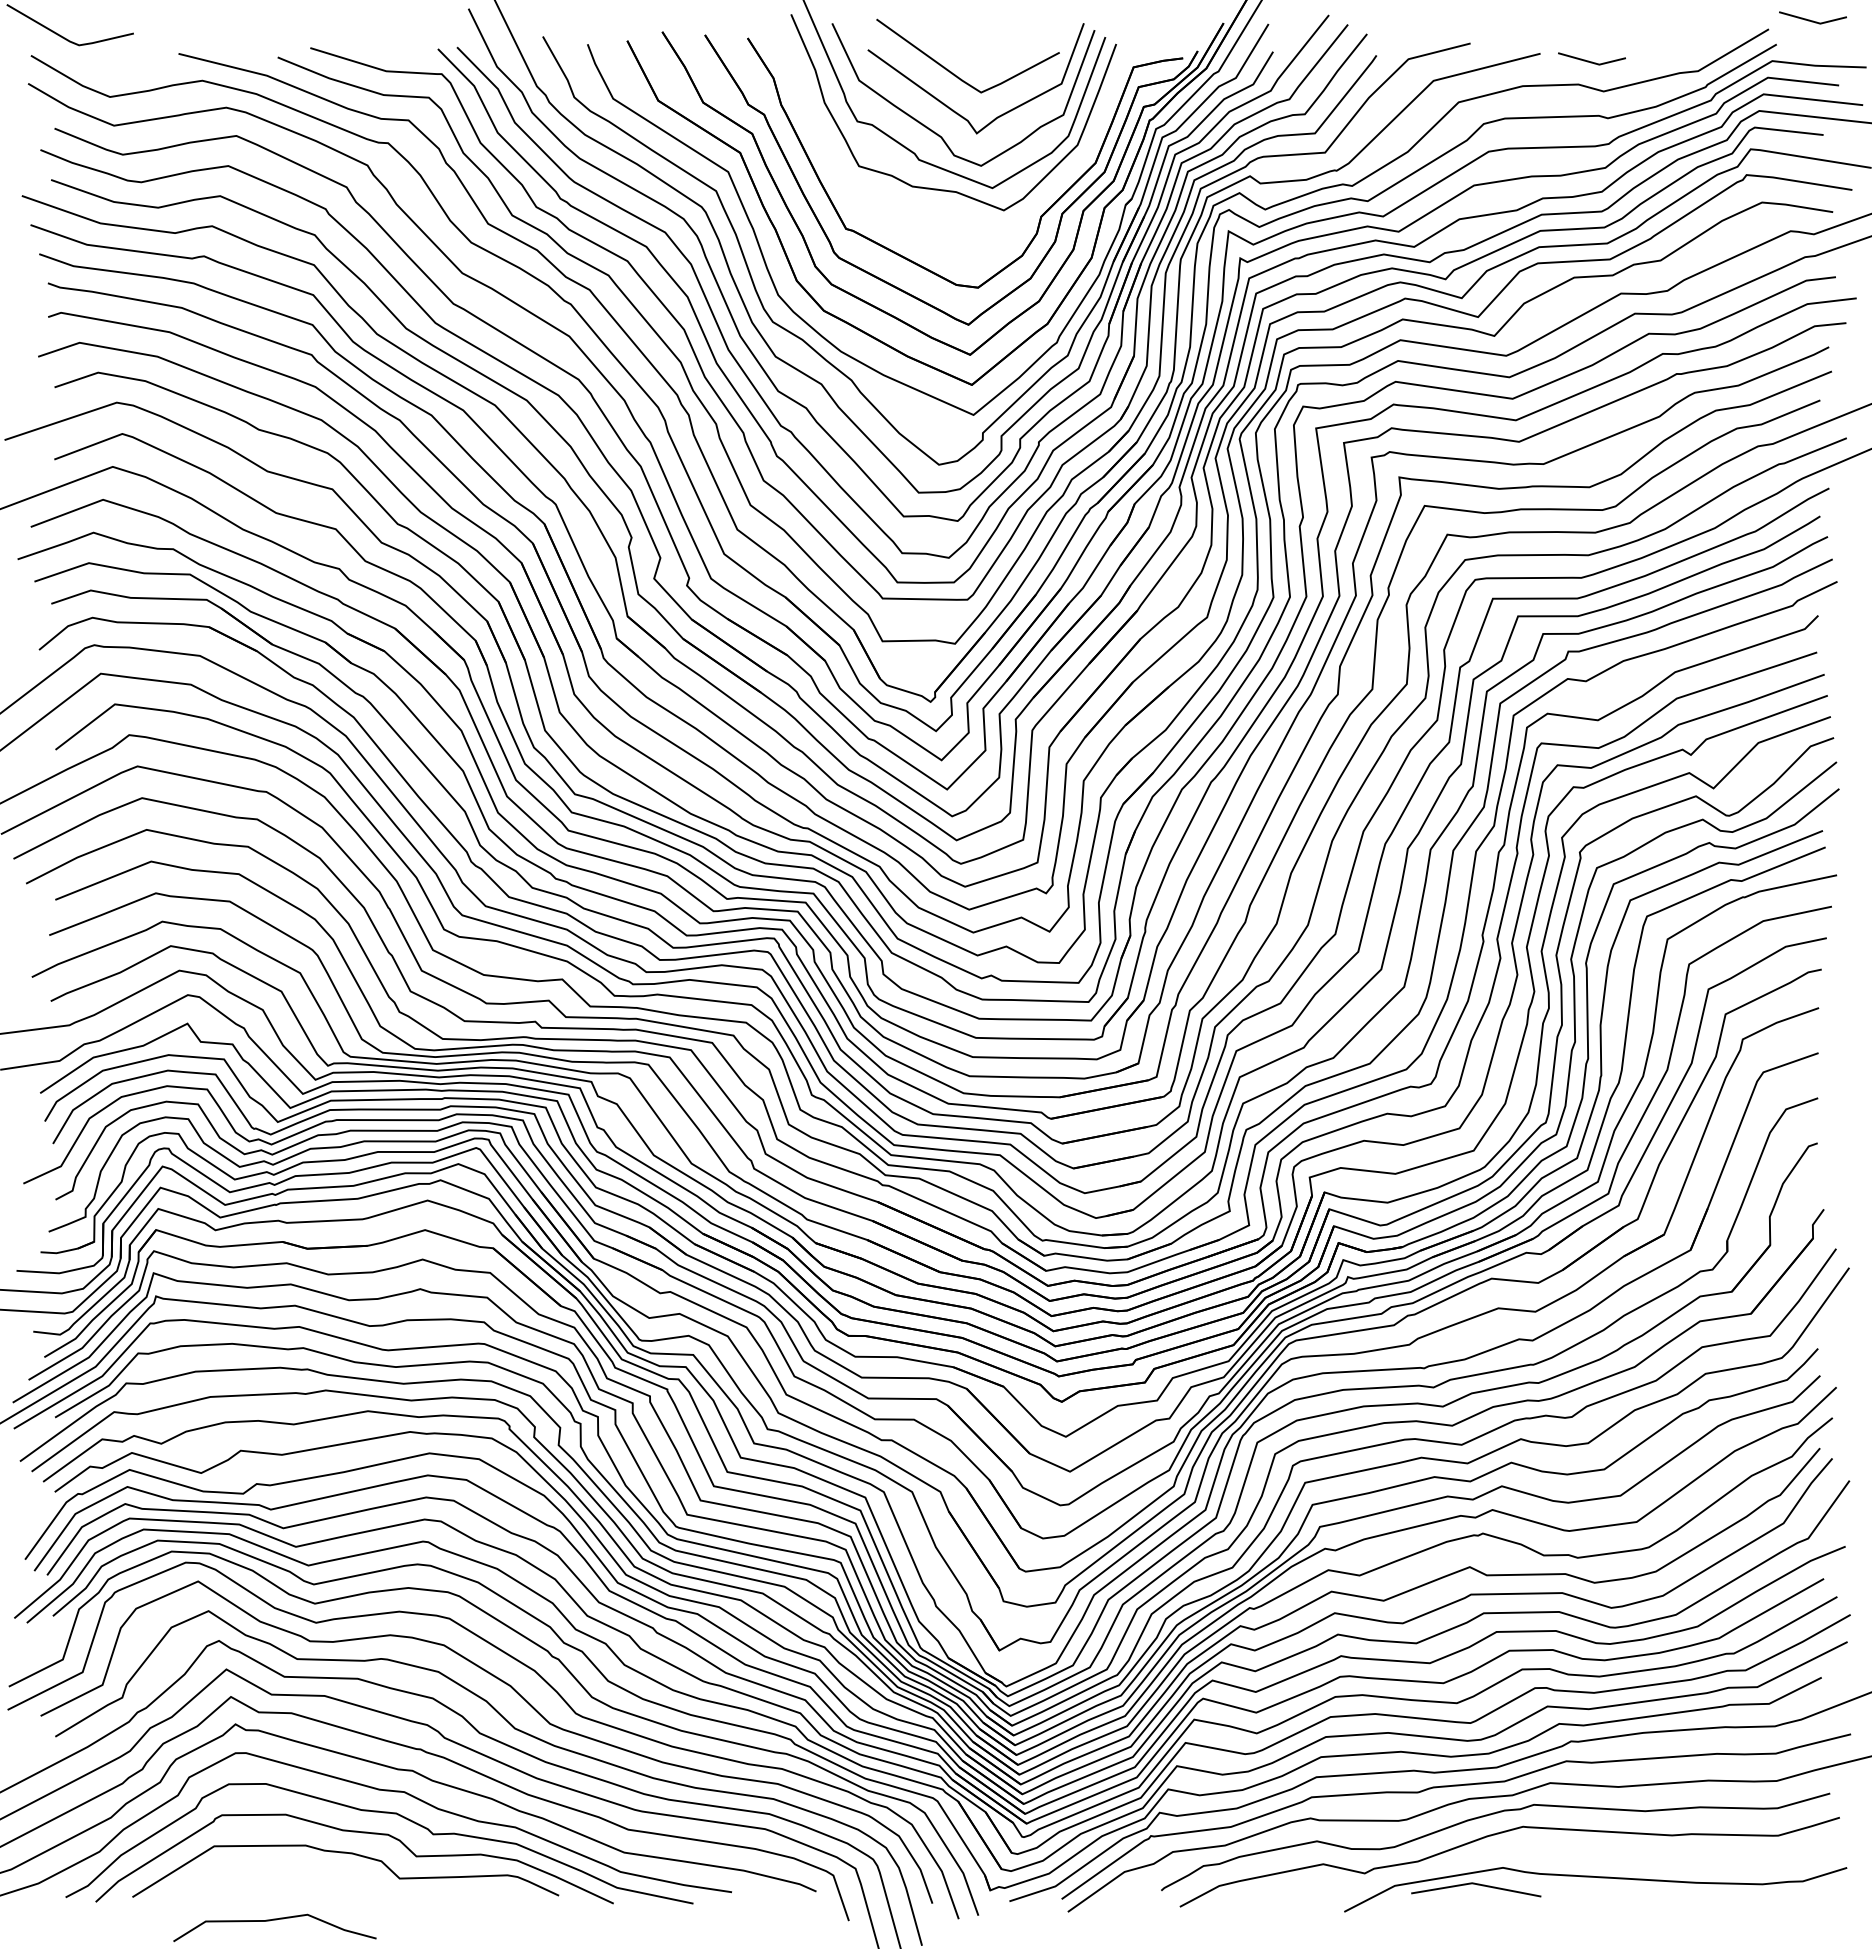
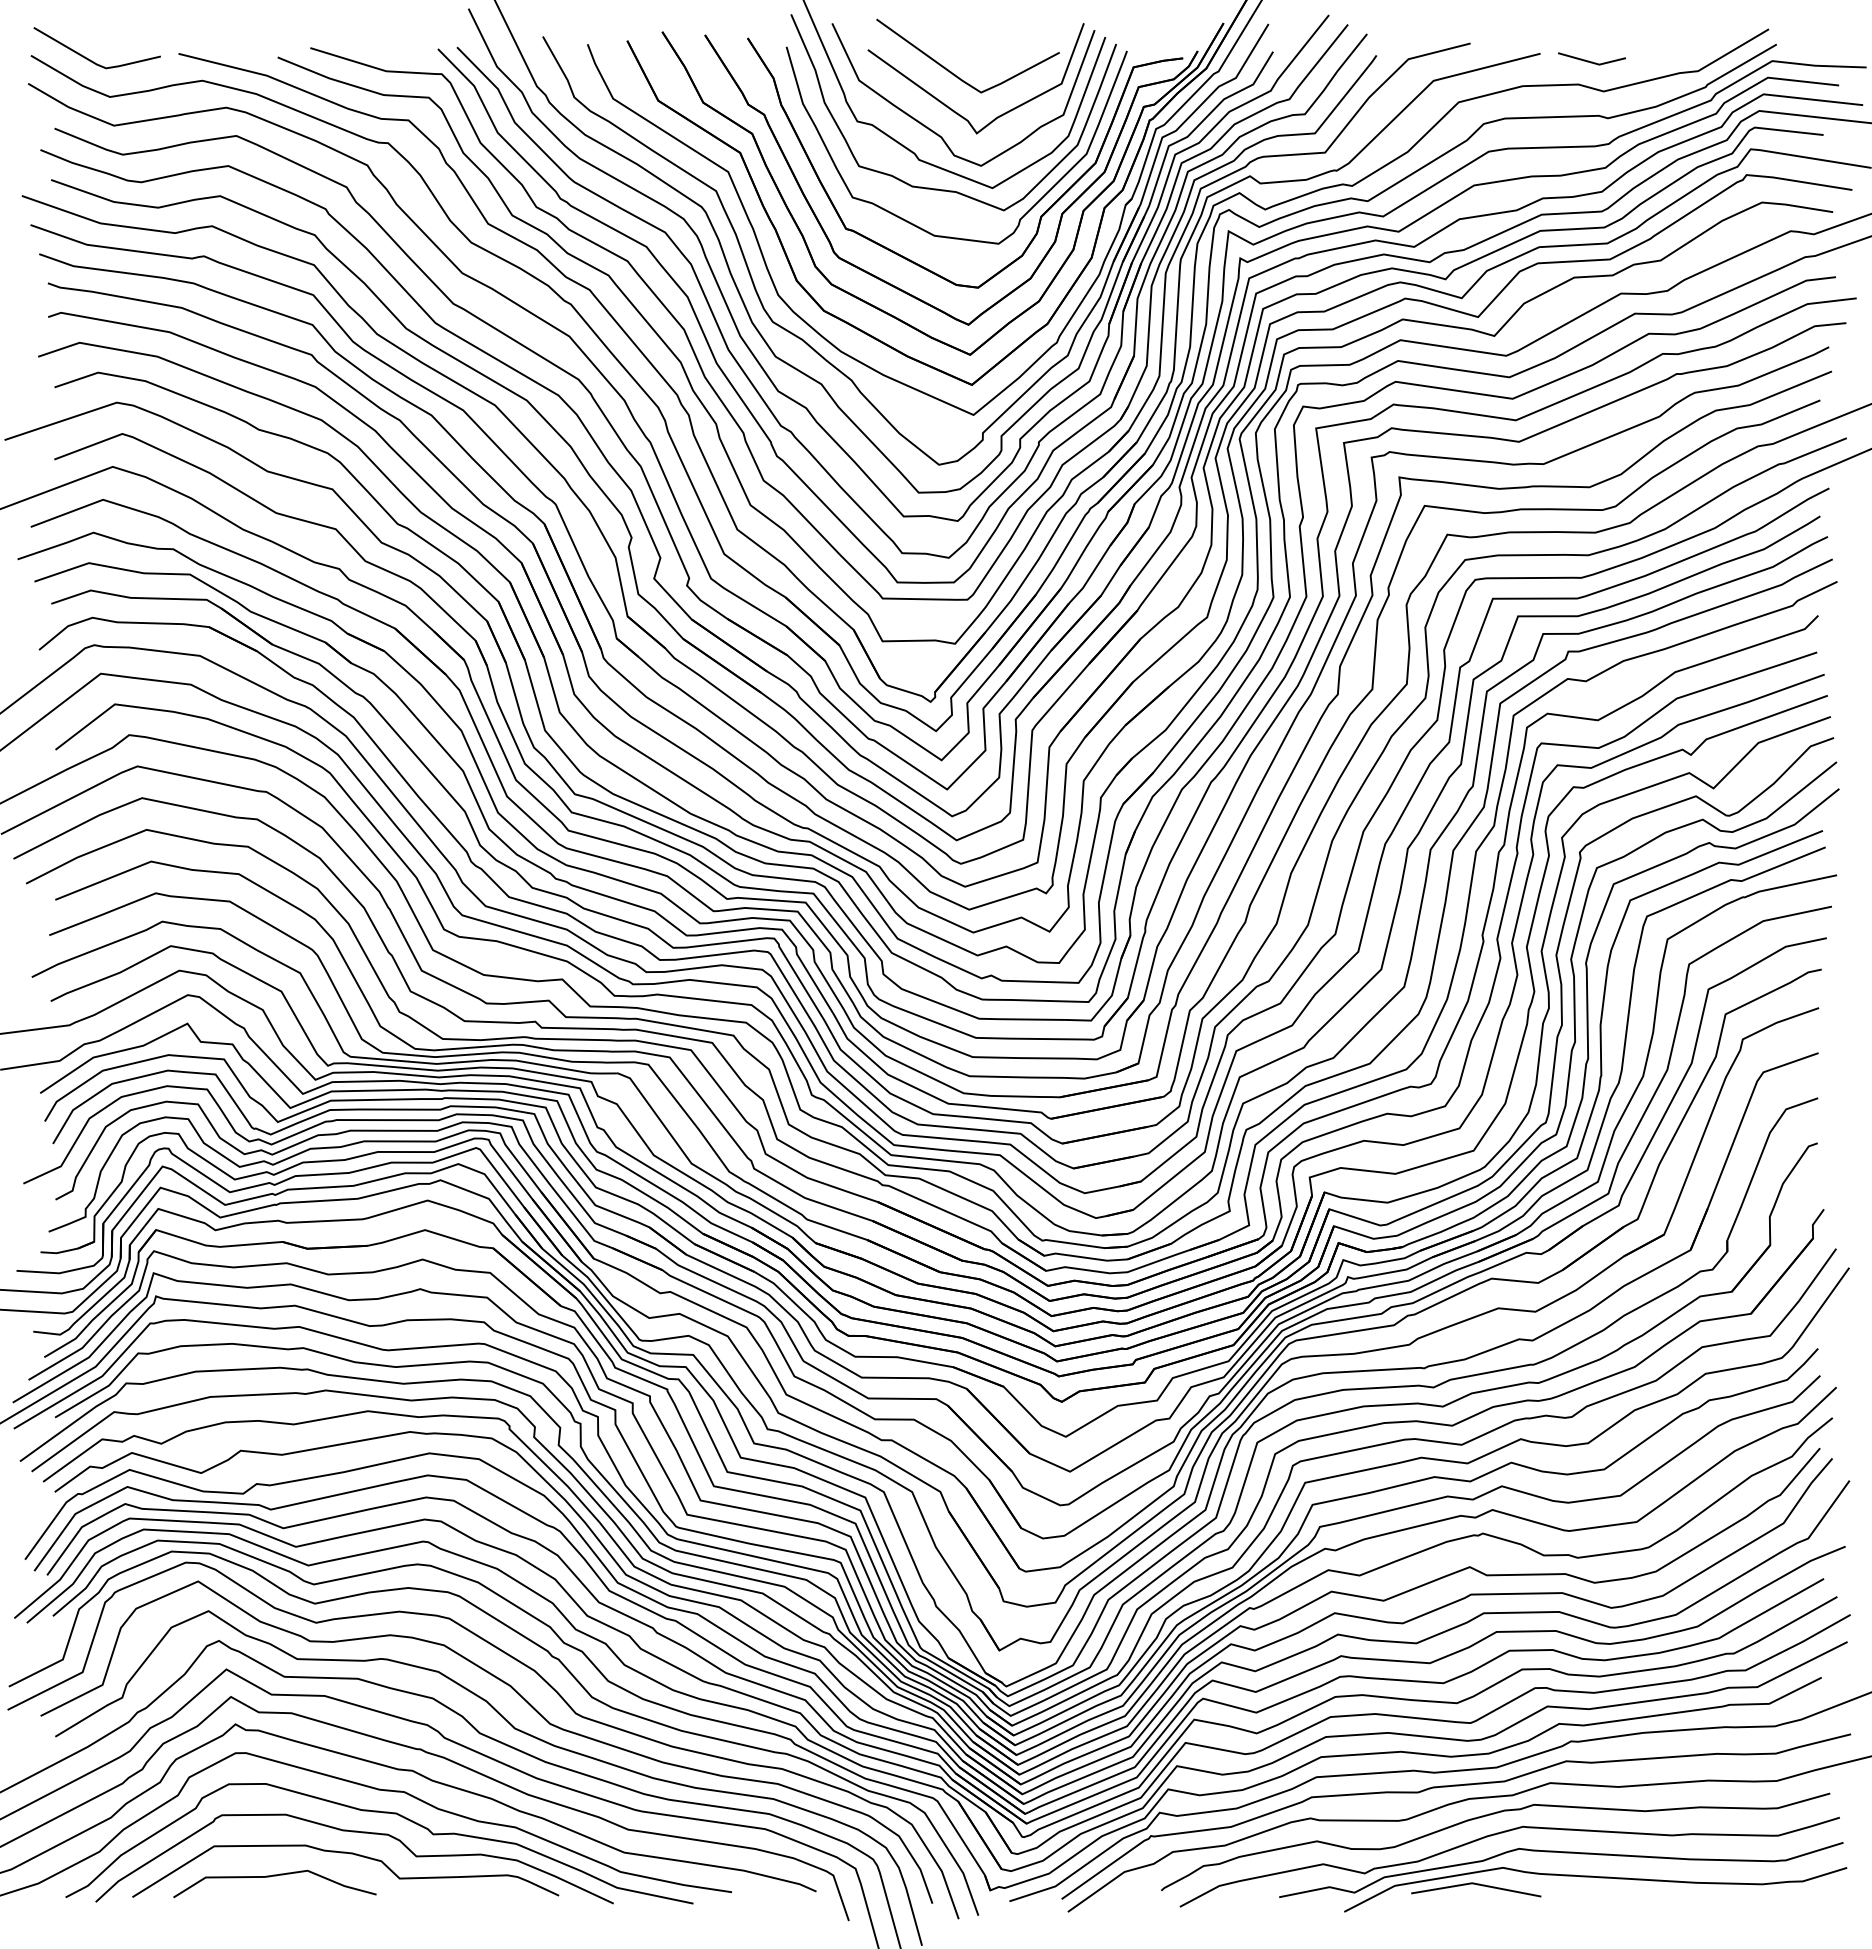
line: present -> none (1812, 20)
line position: (63, 36) -> (90, 59) (90, 59)
curve: none -> present (917, 225)
curve: none -> present (1562, 1853)
curve position: (274, 1920) -> (274, 1876) (274, 1876)
